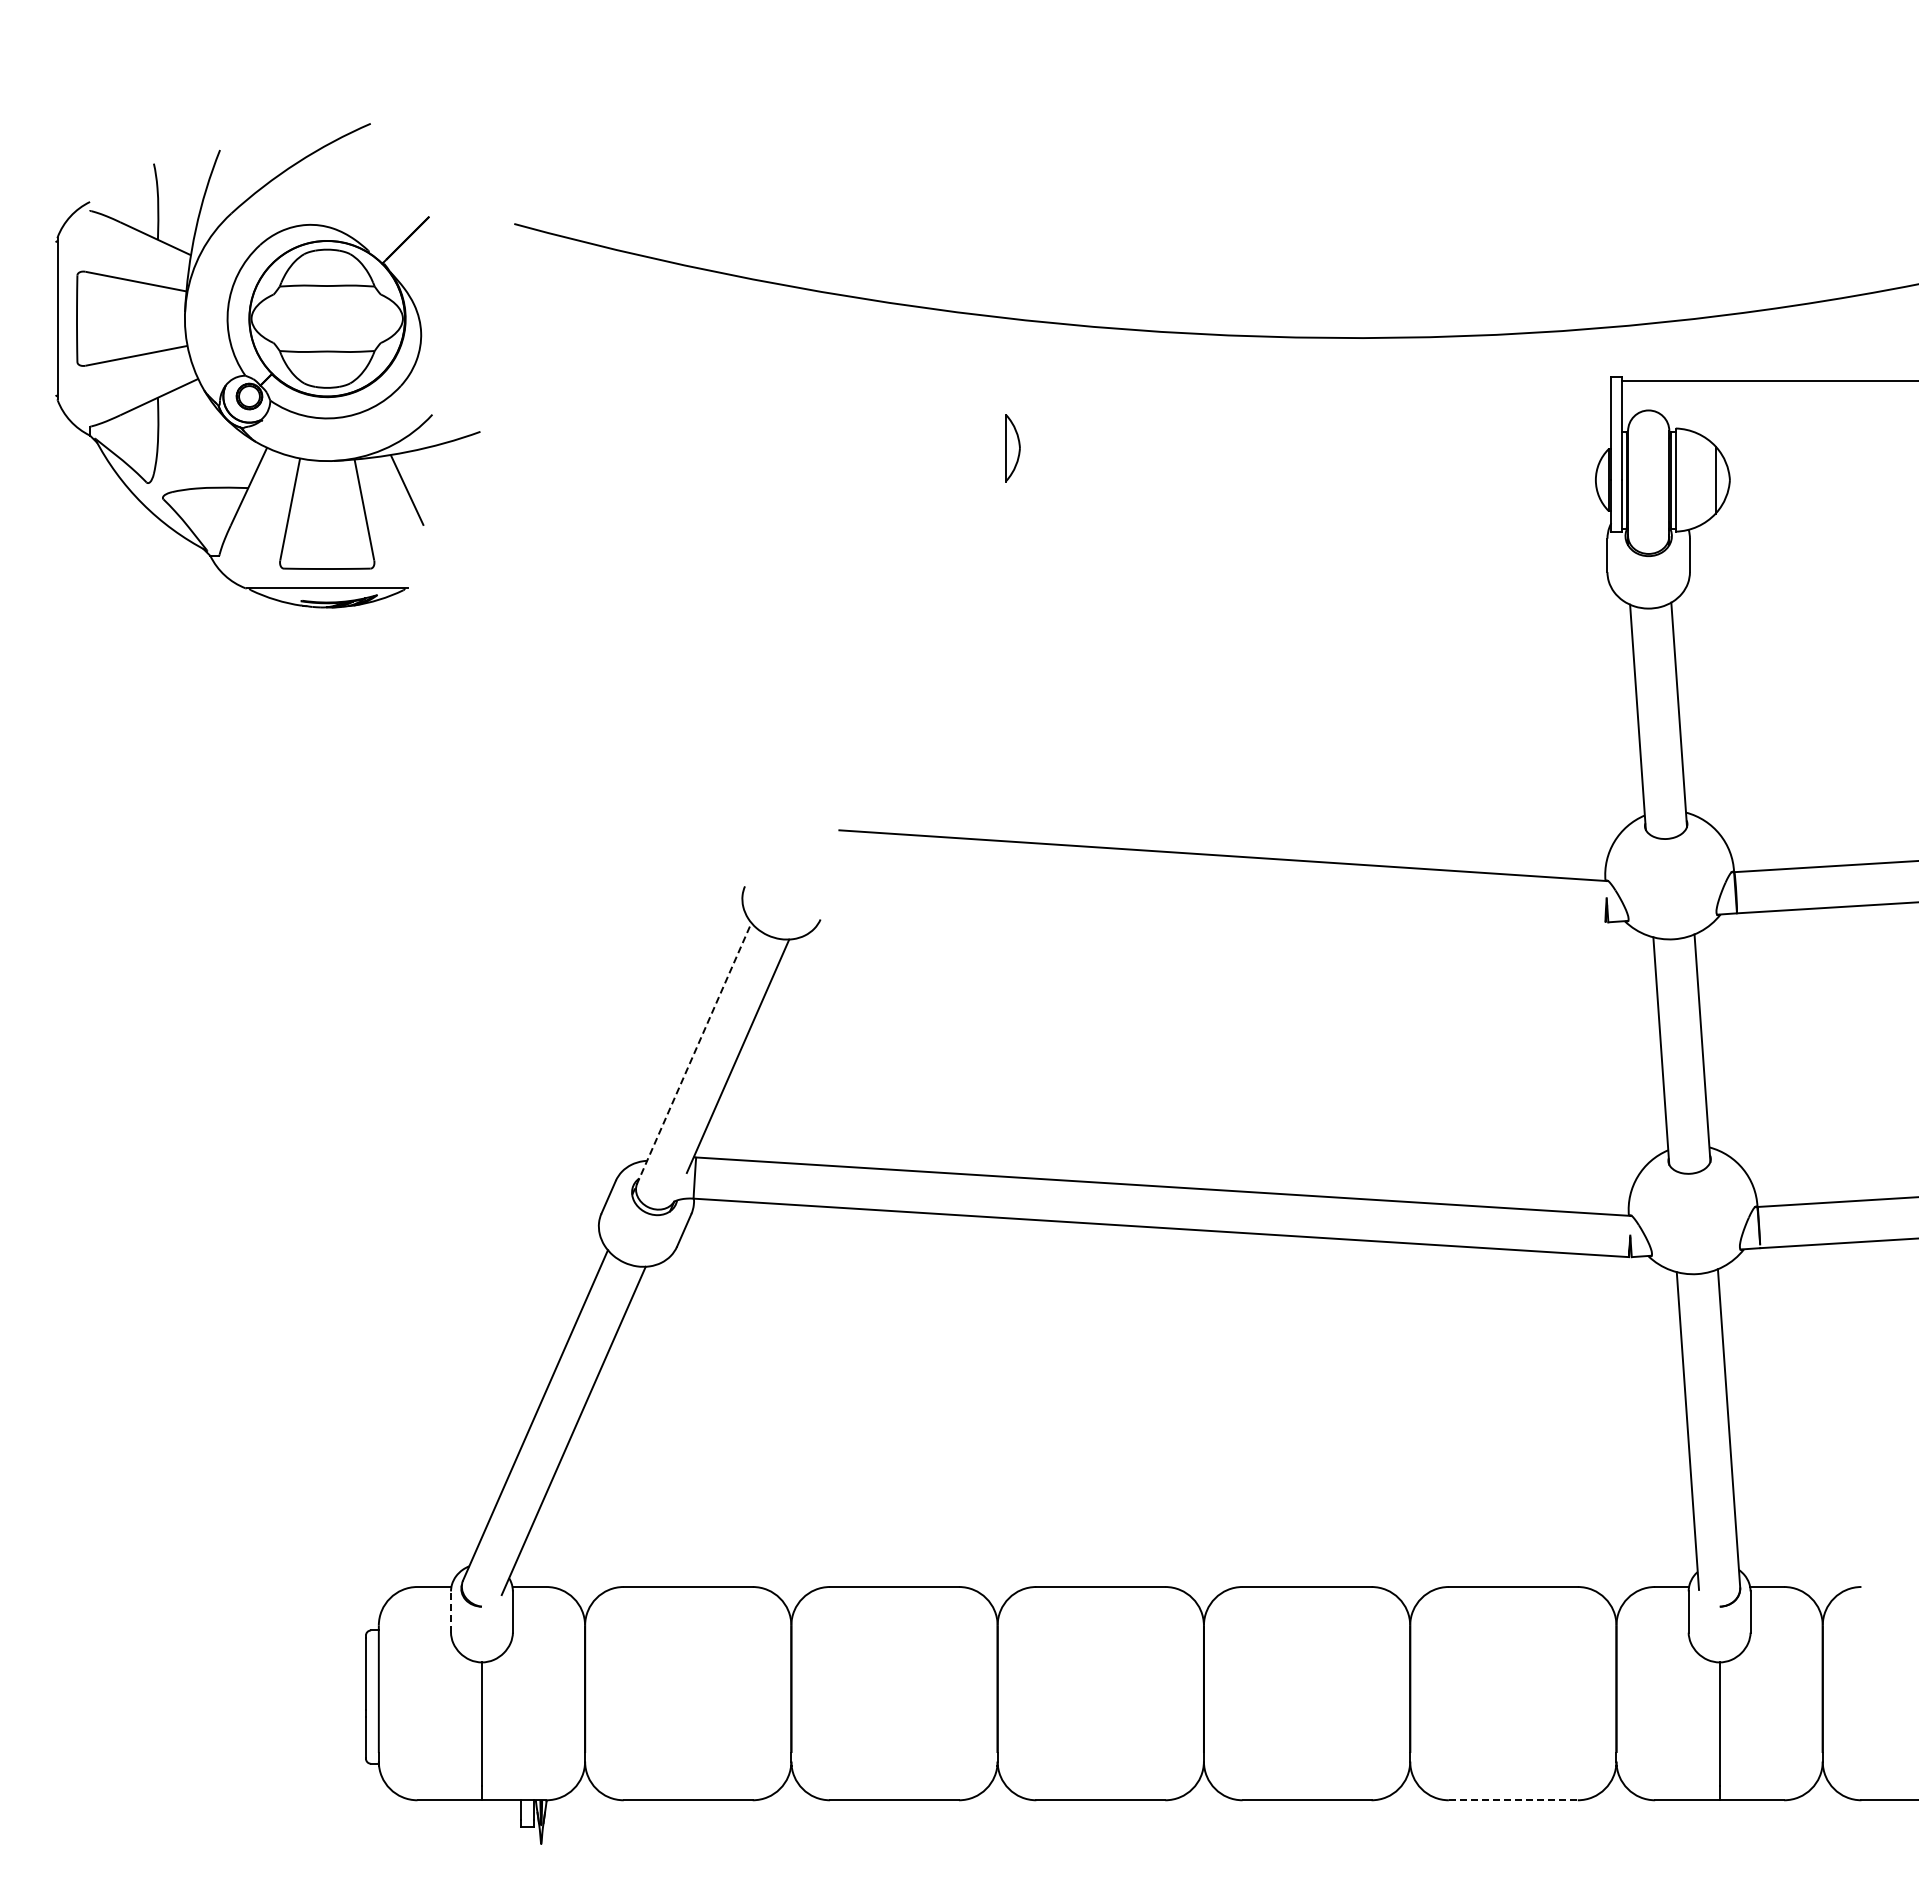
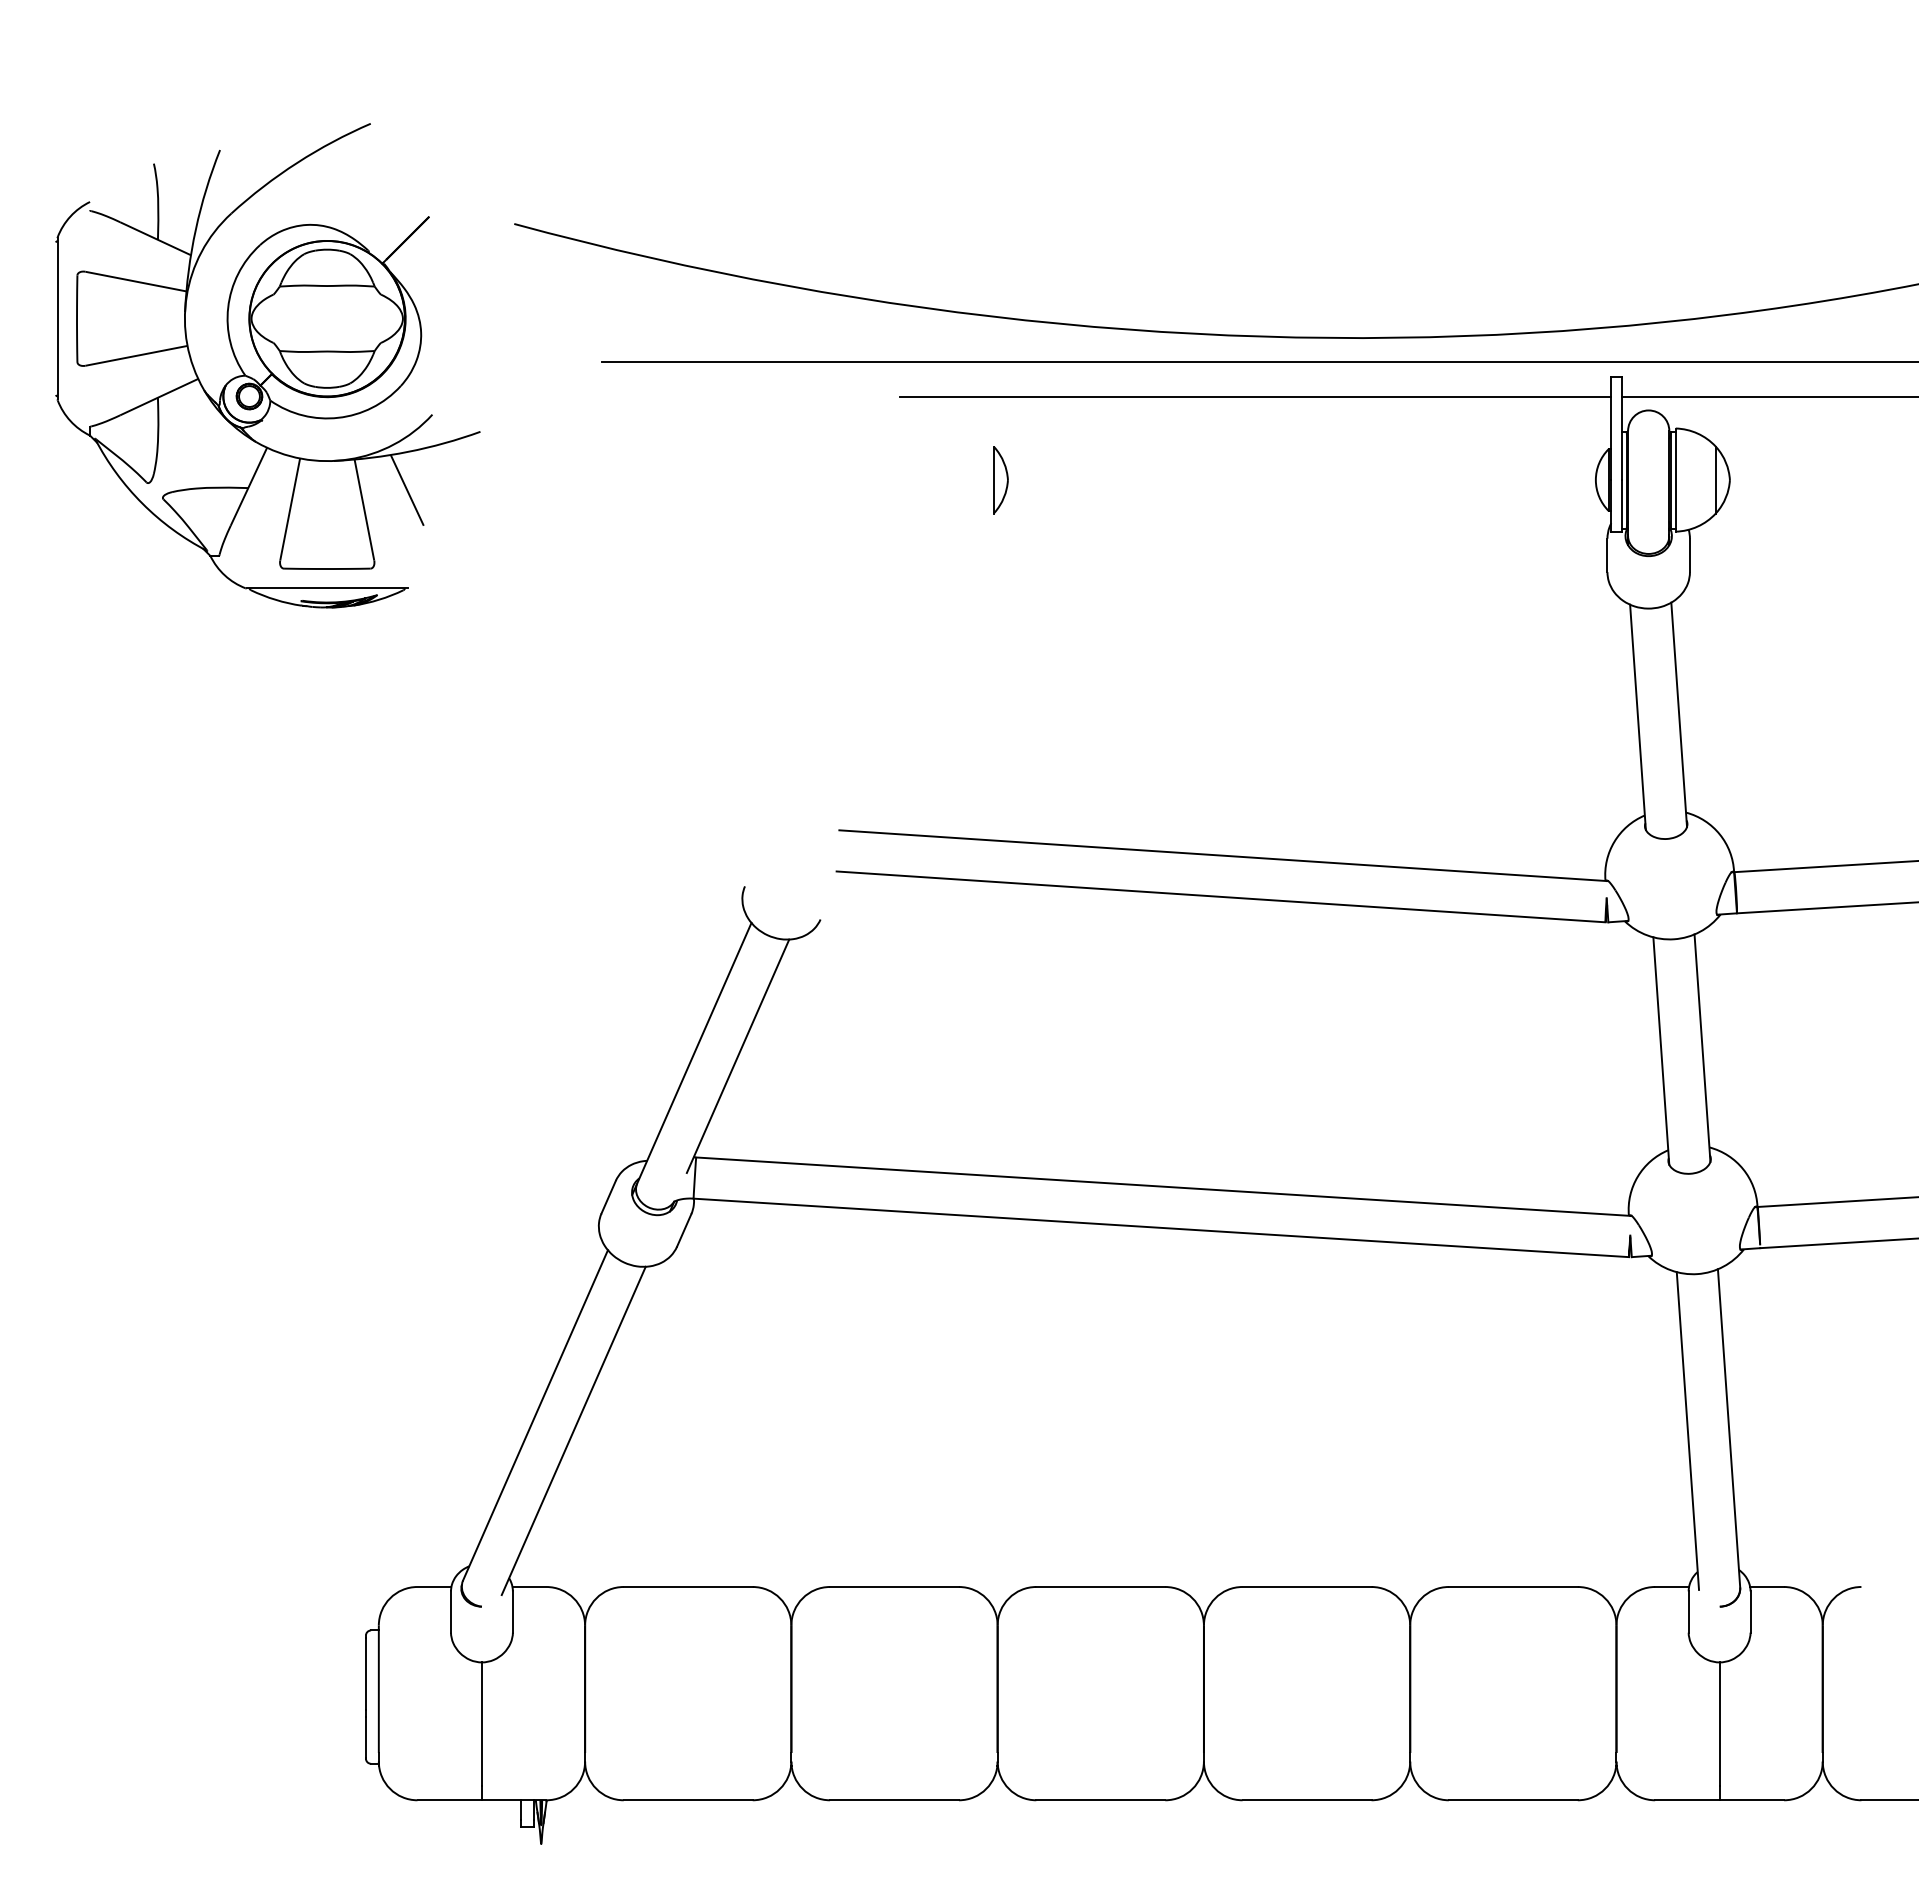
line: none -> present (1258, 362)
line position: (1768, 380) -> (1768, 396) (1768, 396)
line: none -> present (1255, 396)
part position: (1012, 448) -> (1000, 480) (1000, 480)
line: none -> present (1220, 896)
line: dashed -> solid (692, 1058)
line: dashed -> solid (451, 1612)
line: dashed -> solid (1513, 1800)
